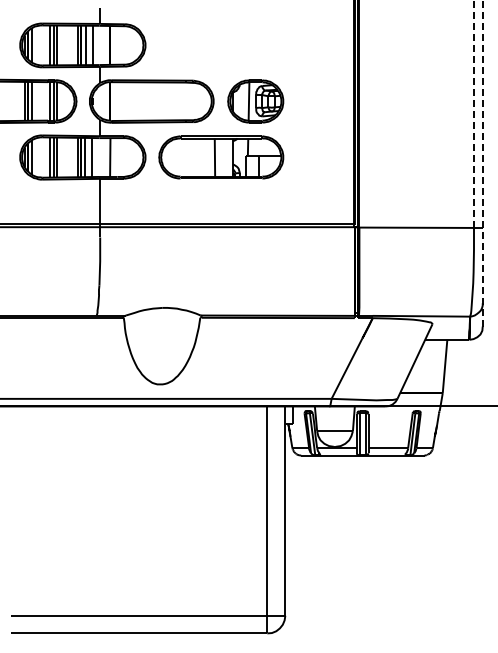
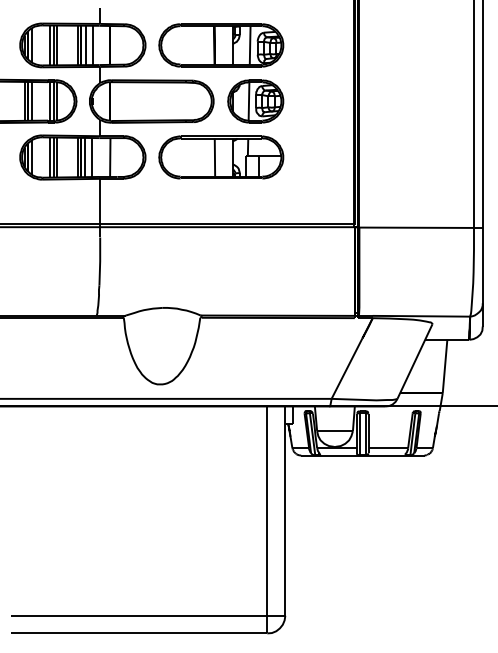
part: none -> present (221, 45)
line: dashed -> solid (473, 114)
line: dashed -> solid (482, 163)
